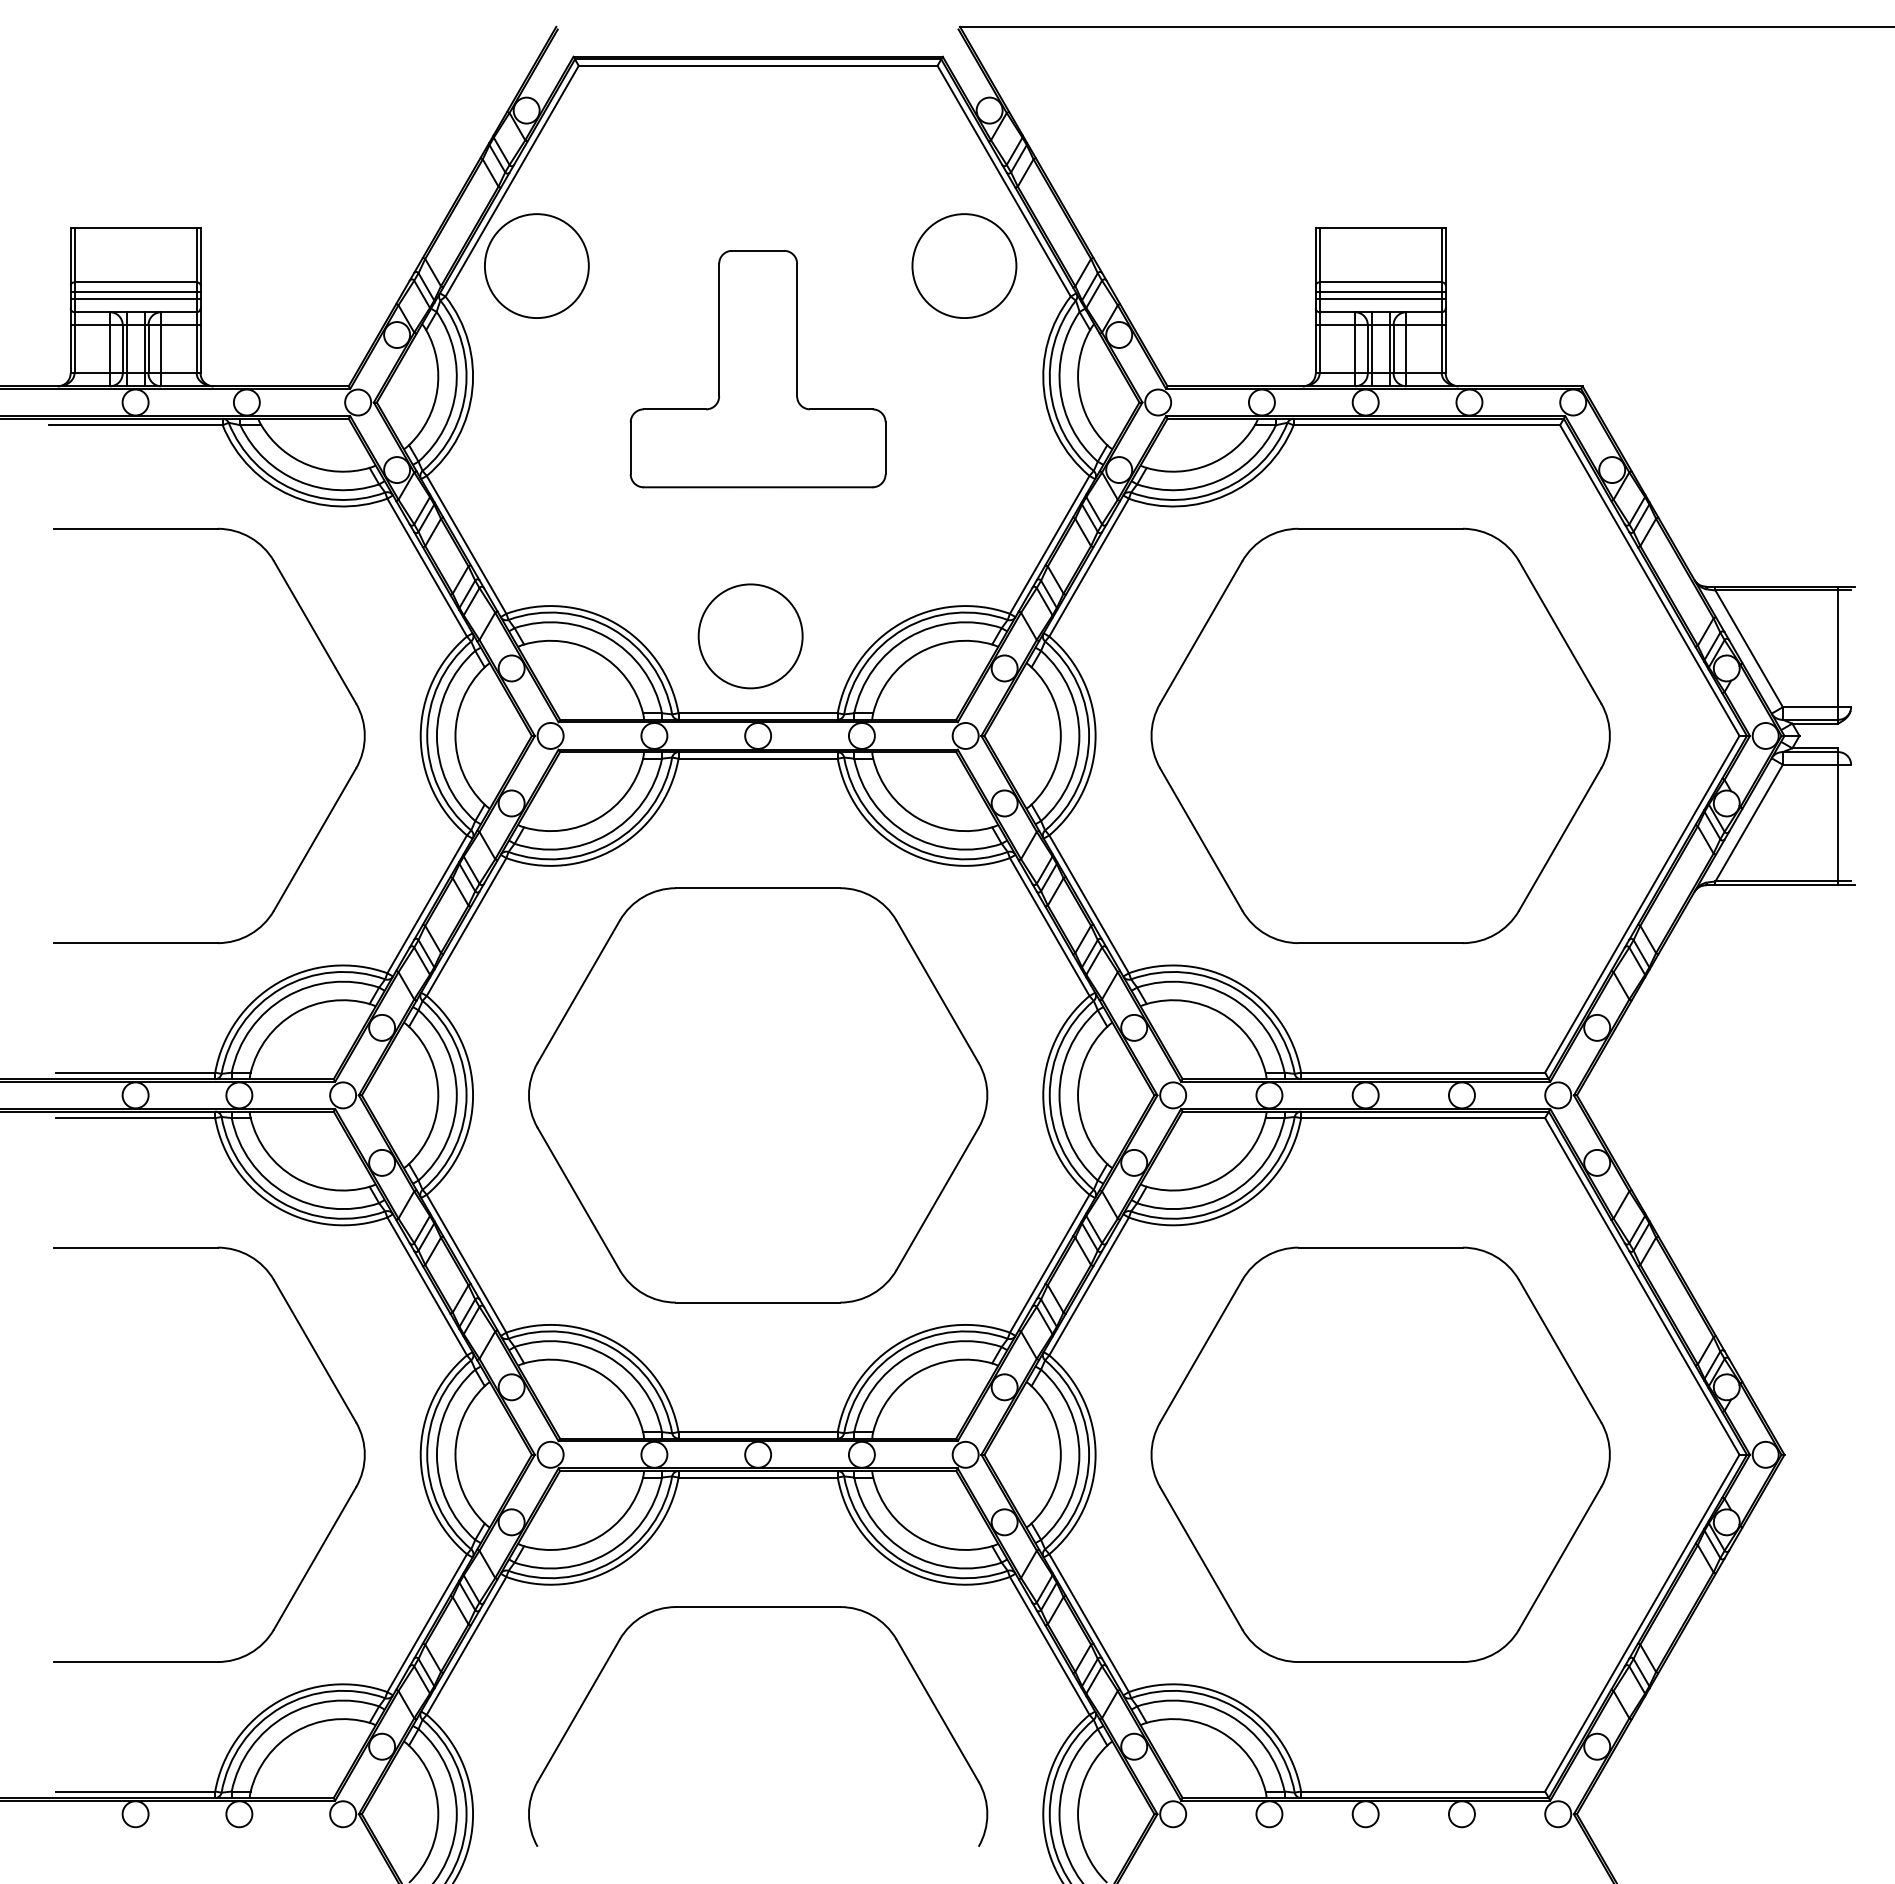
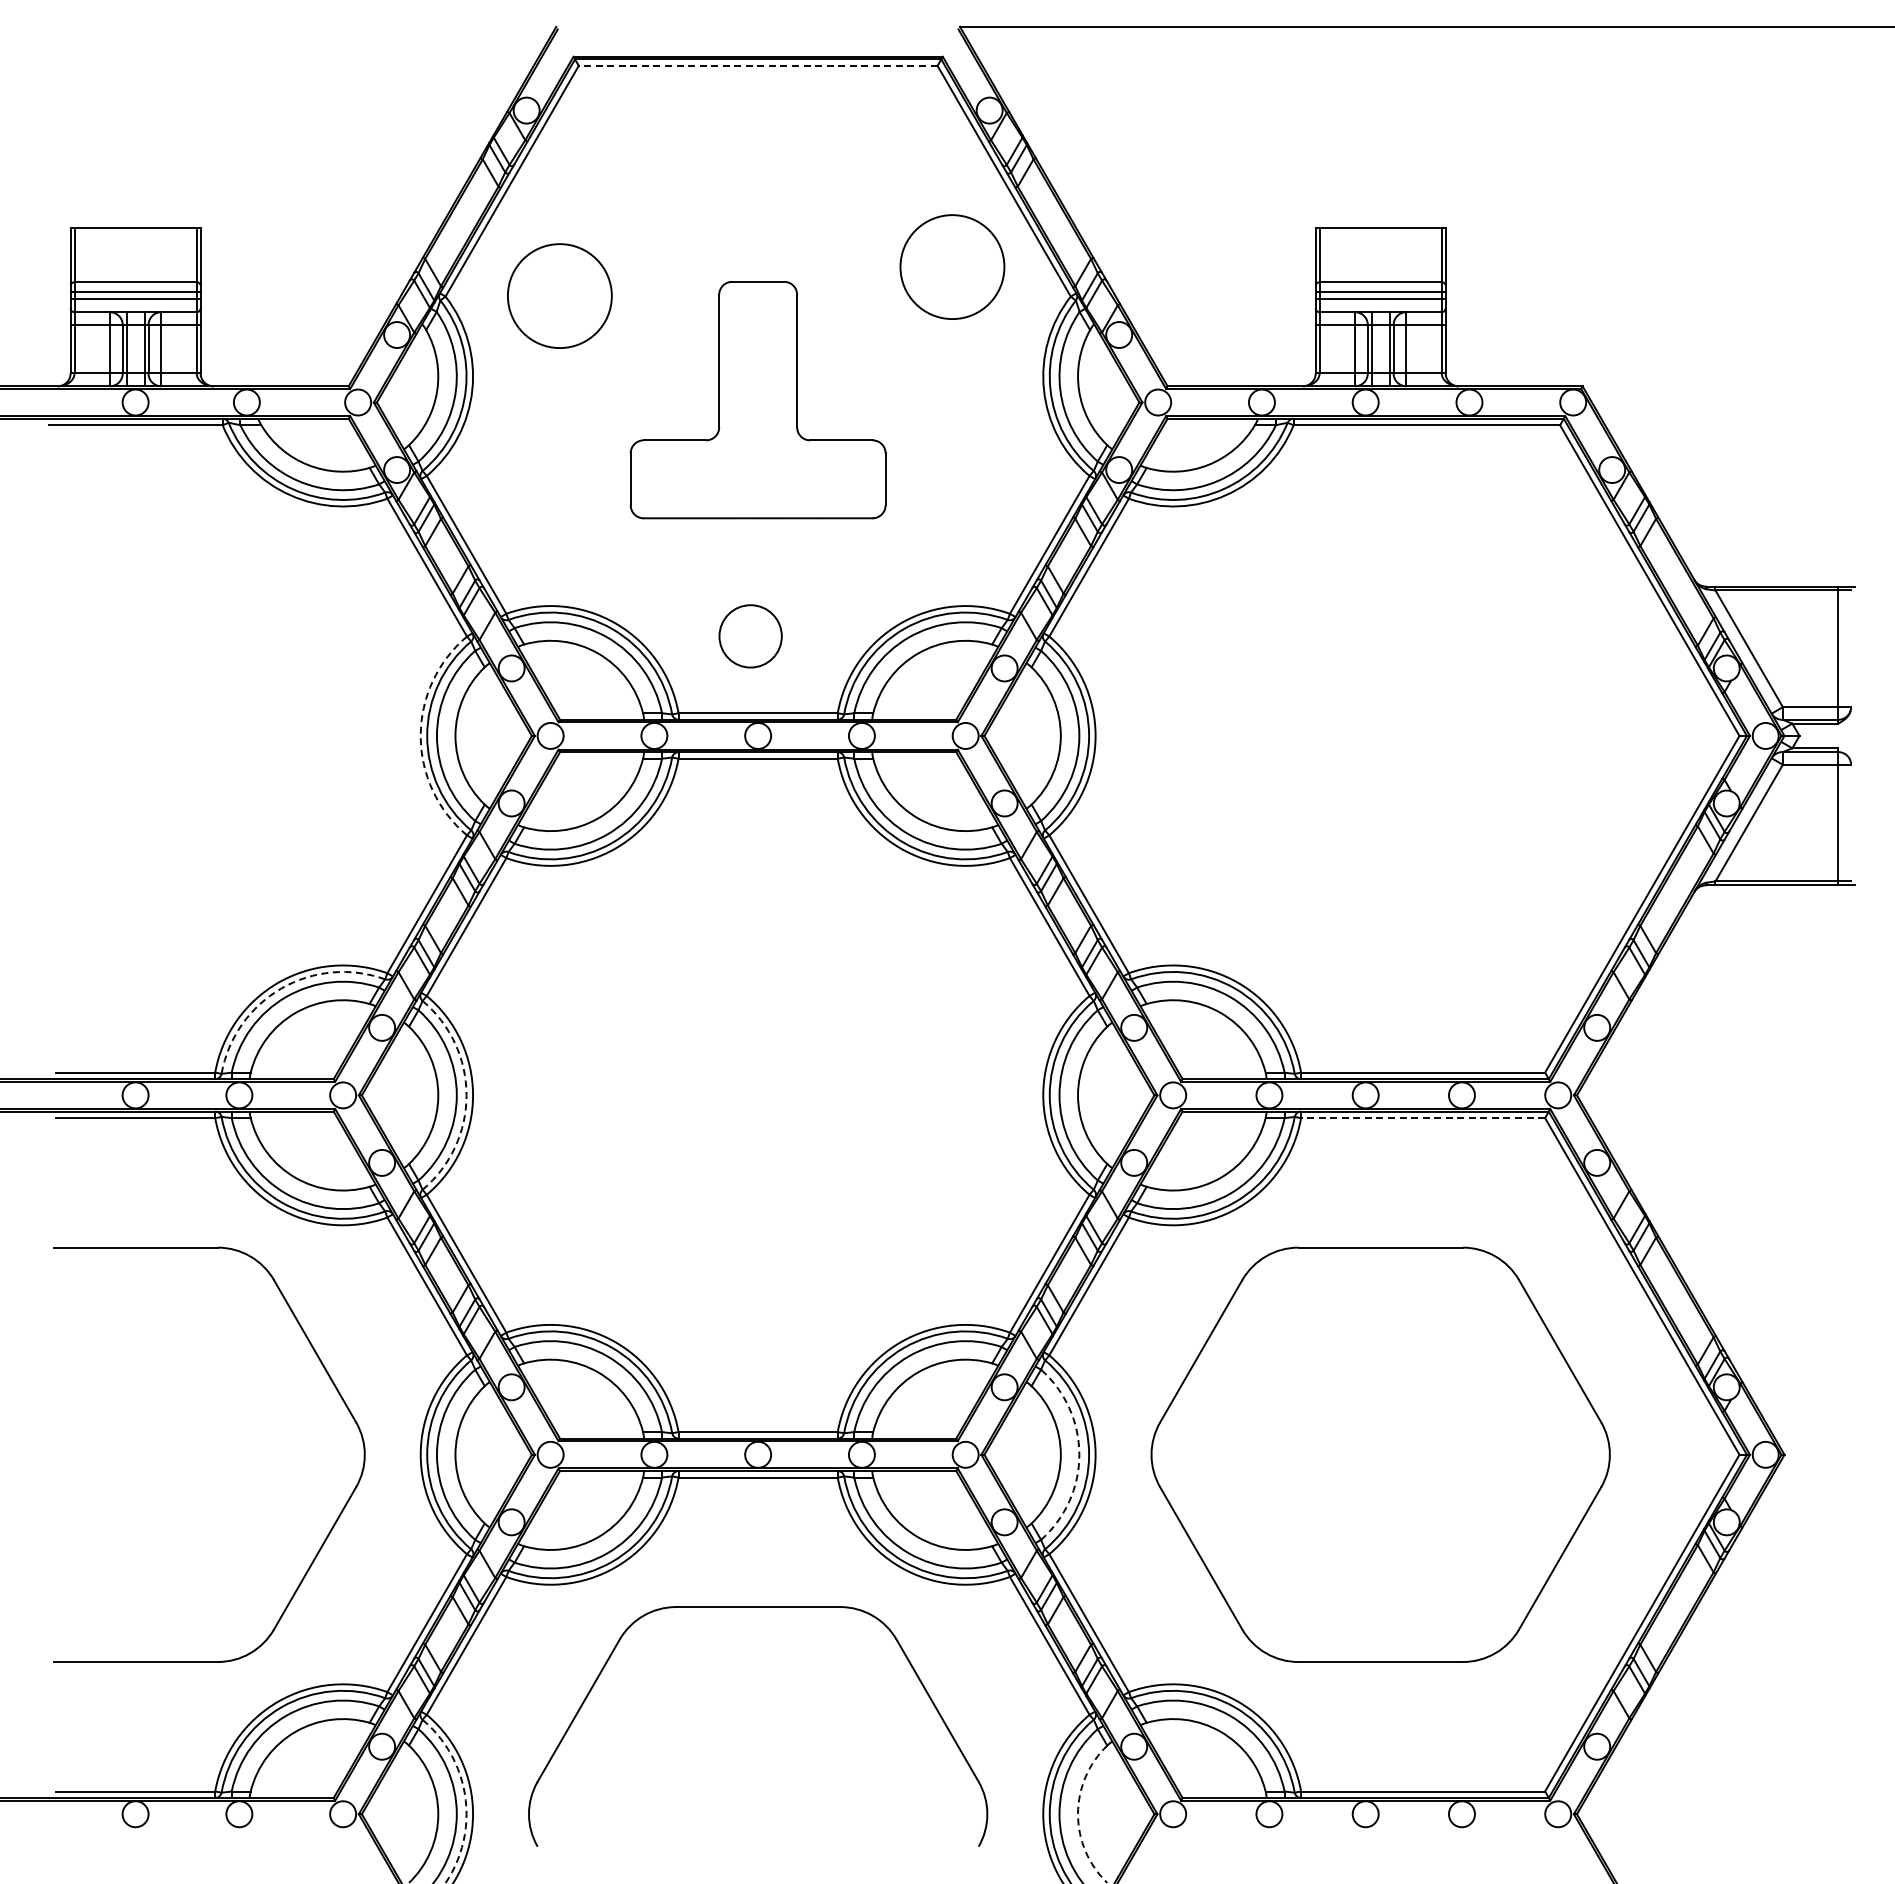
line: solid -> dashed (757, 65)
circle position: (536, 265) -> (559, 295) (559, 295)
circle position: (964, 265) -> (952, 266) (952, 266)
part position: (757, 369) -> (757, 400) (757, 400)
circle diameter: 104 px -> 62 px (750, 636)
part: present -> none (334, 668)
arc: solid -> dashed (420, 735)
part: present -> none (1380, 735)
arc: solid -> dashed (281, 988)
arc: solid -> dashed (466, 1095)
part: present -> none (758, 1095)
line: solid -> dashed (1423, 1118)
arc: solid -> dashed (1079, 1454)
arc: solid -> dashed (465, 1797)
arc: solid -> dashed (1078, 1814)
